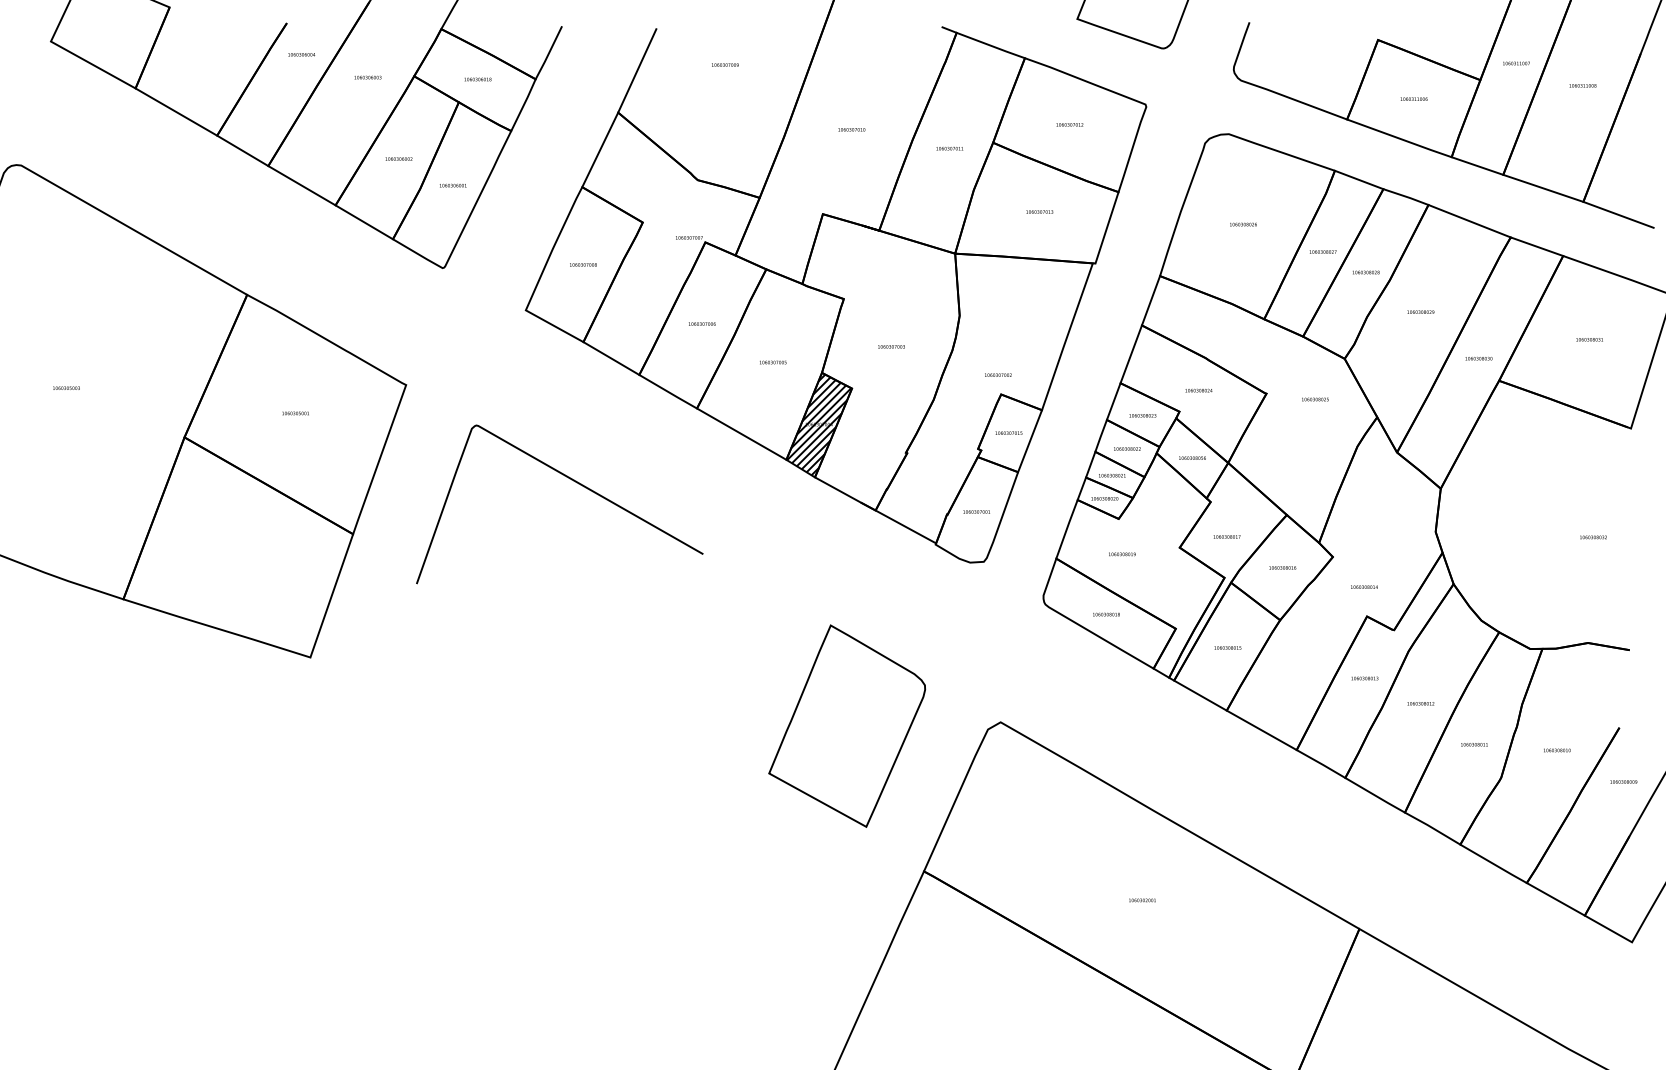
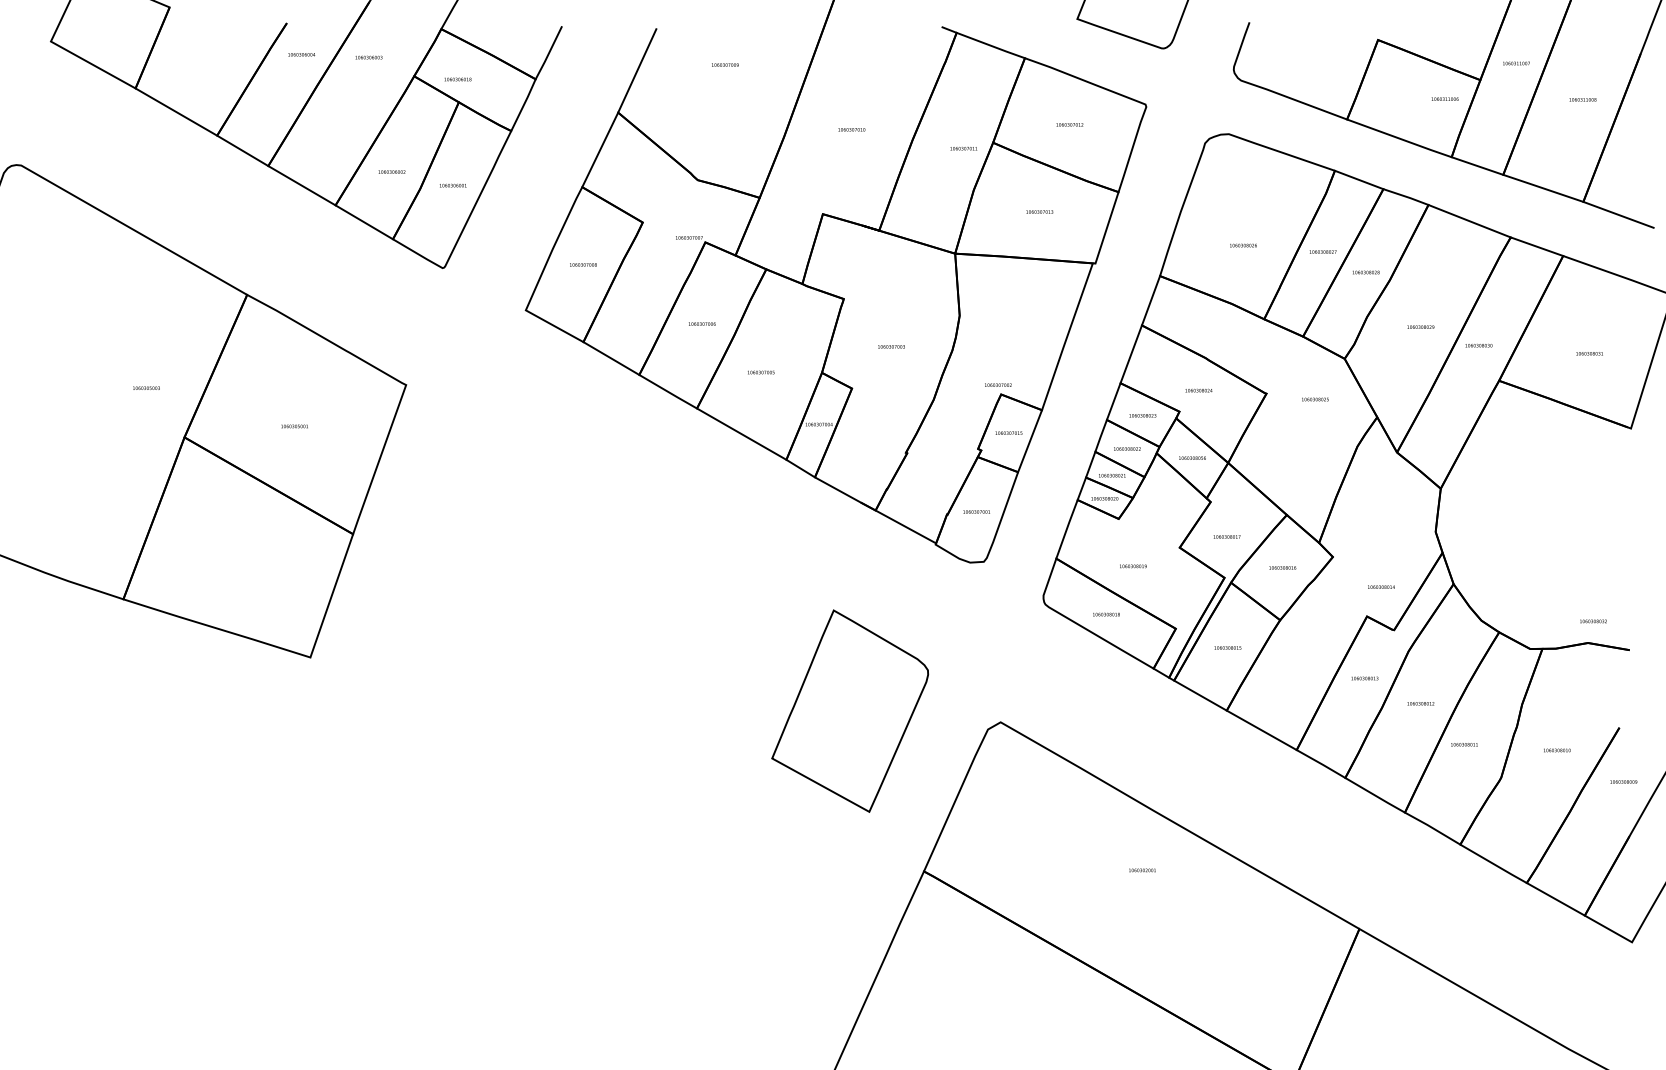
text position: (367, 77) -> (368, 57) (368, 57)
text position: (477, 79) -> (457, 79) (457, 79)
text position: (1582, 85) -> (1582, 99) (1582, 99)
text position: (1413, 98) -> (1444, 98) (1444, 98)
text position: (949, 148) -> (963, 148) (963, 148)
text position: (398, 158) -> (391, 171) (391, 171)
text position: (1243, 224) -> (1243, 245) (1243, 245)
text position: (1420, 311) -> (1420, 326) (1420, 326)
text position: (1589, 339) -> (1589, 353) (1589, 353)
text position: (1478, 358) -> (1478, 345) (1478, 345)
text position: (773, 362) -> (761, 372) (761, 372)
text position: (998, 374) -> (998, 384) (998, 384)
text position: (66, 387) -> (146, 387) (146, 387)
text position: (295, 413) -> (294, 426) (294, 426)
hatch: present -> none (819, 424)
curve: present -> none (571, 480)
text position: (1593, 537) -> (1593, 621) (1593, 621)
text position: (1122, 554) -> (1133, 566) (1133, 566)
text position: (1364, 586) -> (1381, 586) (1381, 586)
part position: (847, 725) -> (850, 710) (850, 710)
text position: (1474, 744) -> (1464, 744) (1464, 744)
text position: (1142, 900) -> (1142, 870) (1142, 870)
